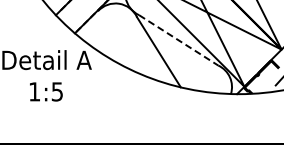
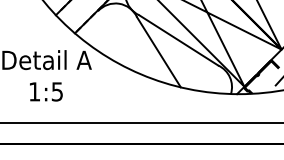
line: dashed -> solid (178, 40)
line: none -> present (141, 123)
